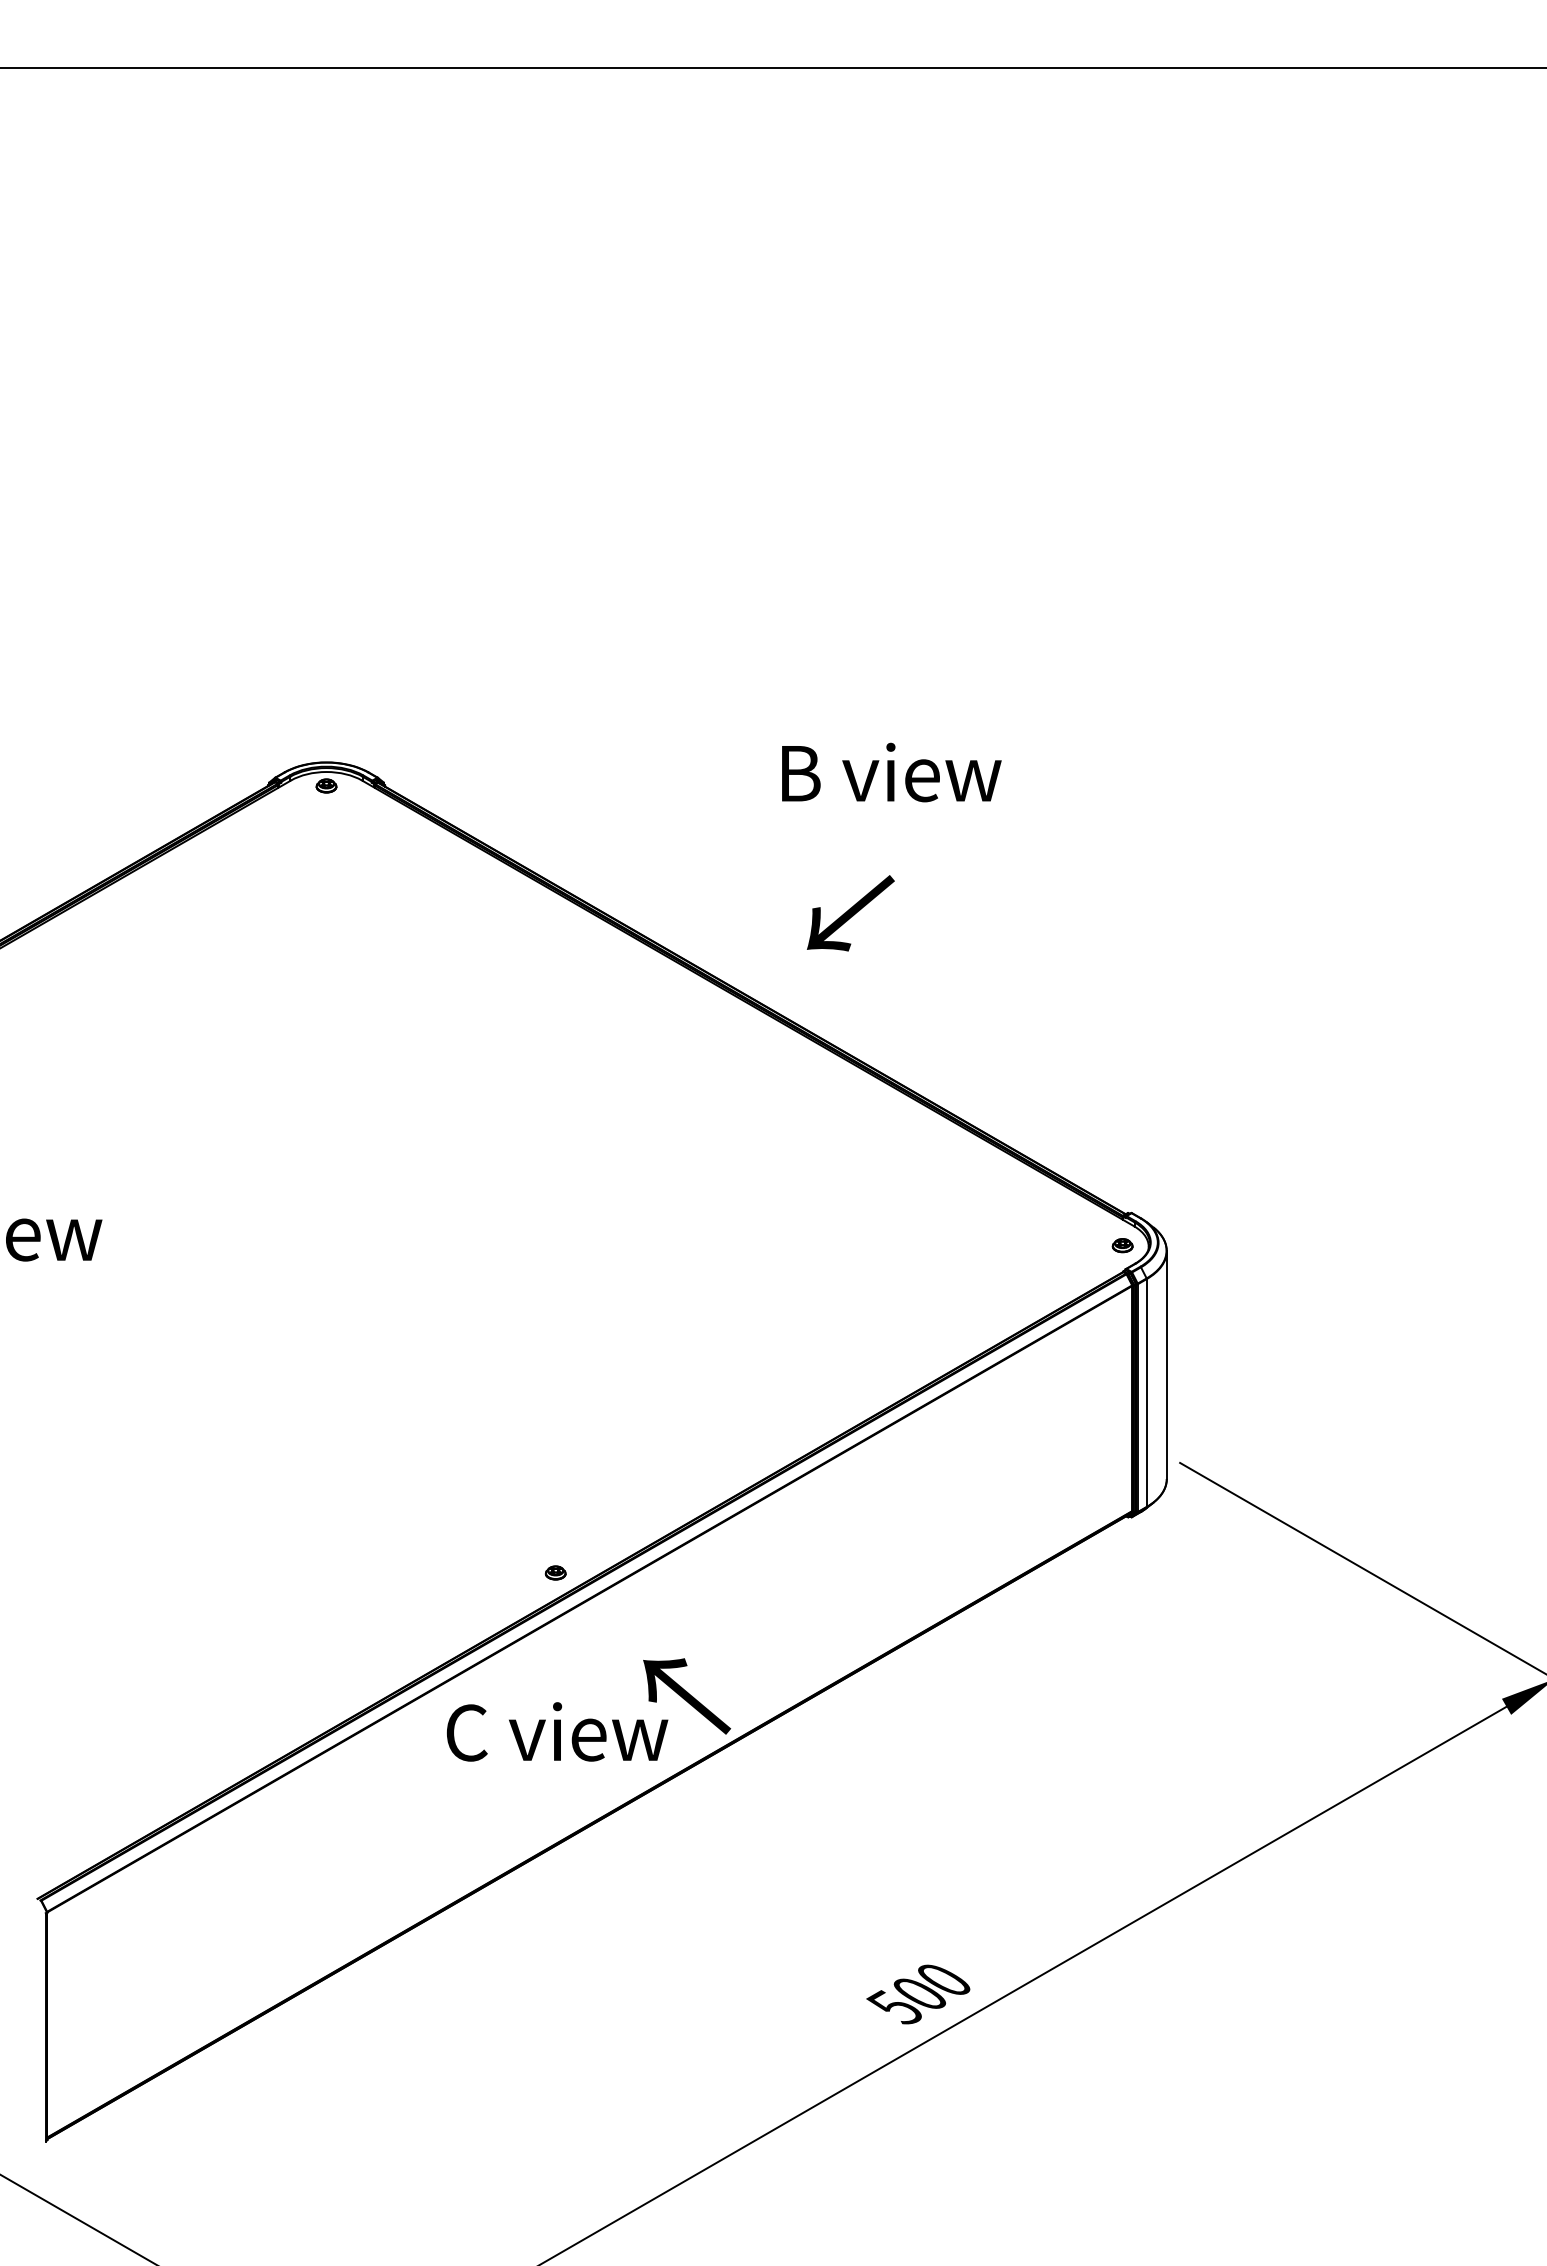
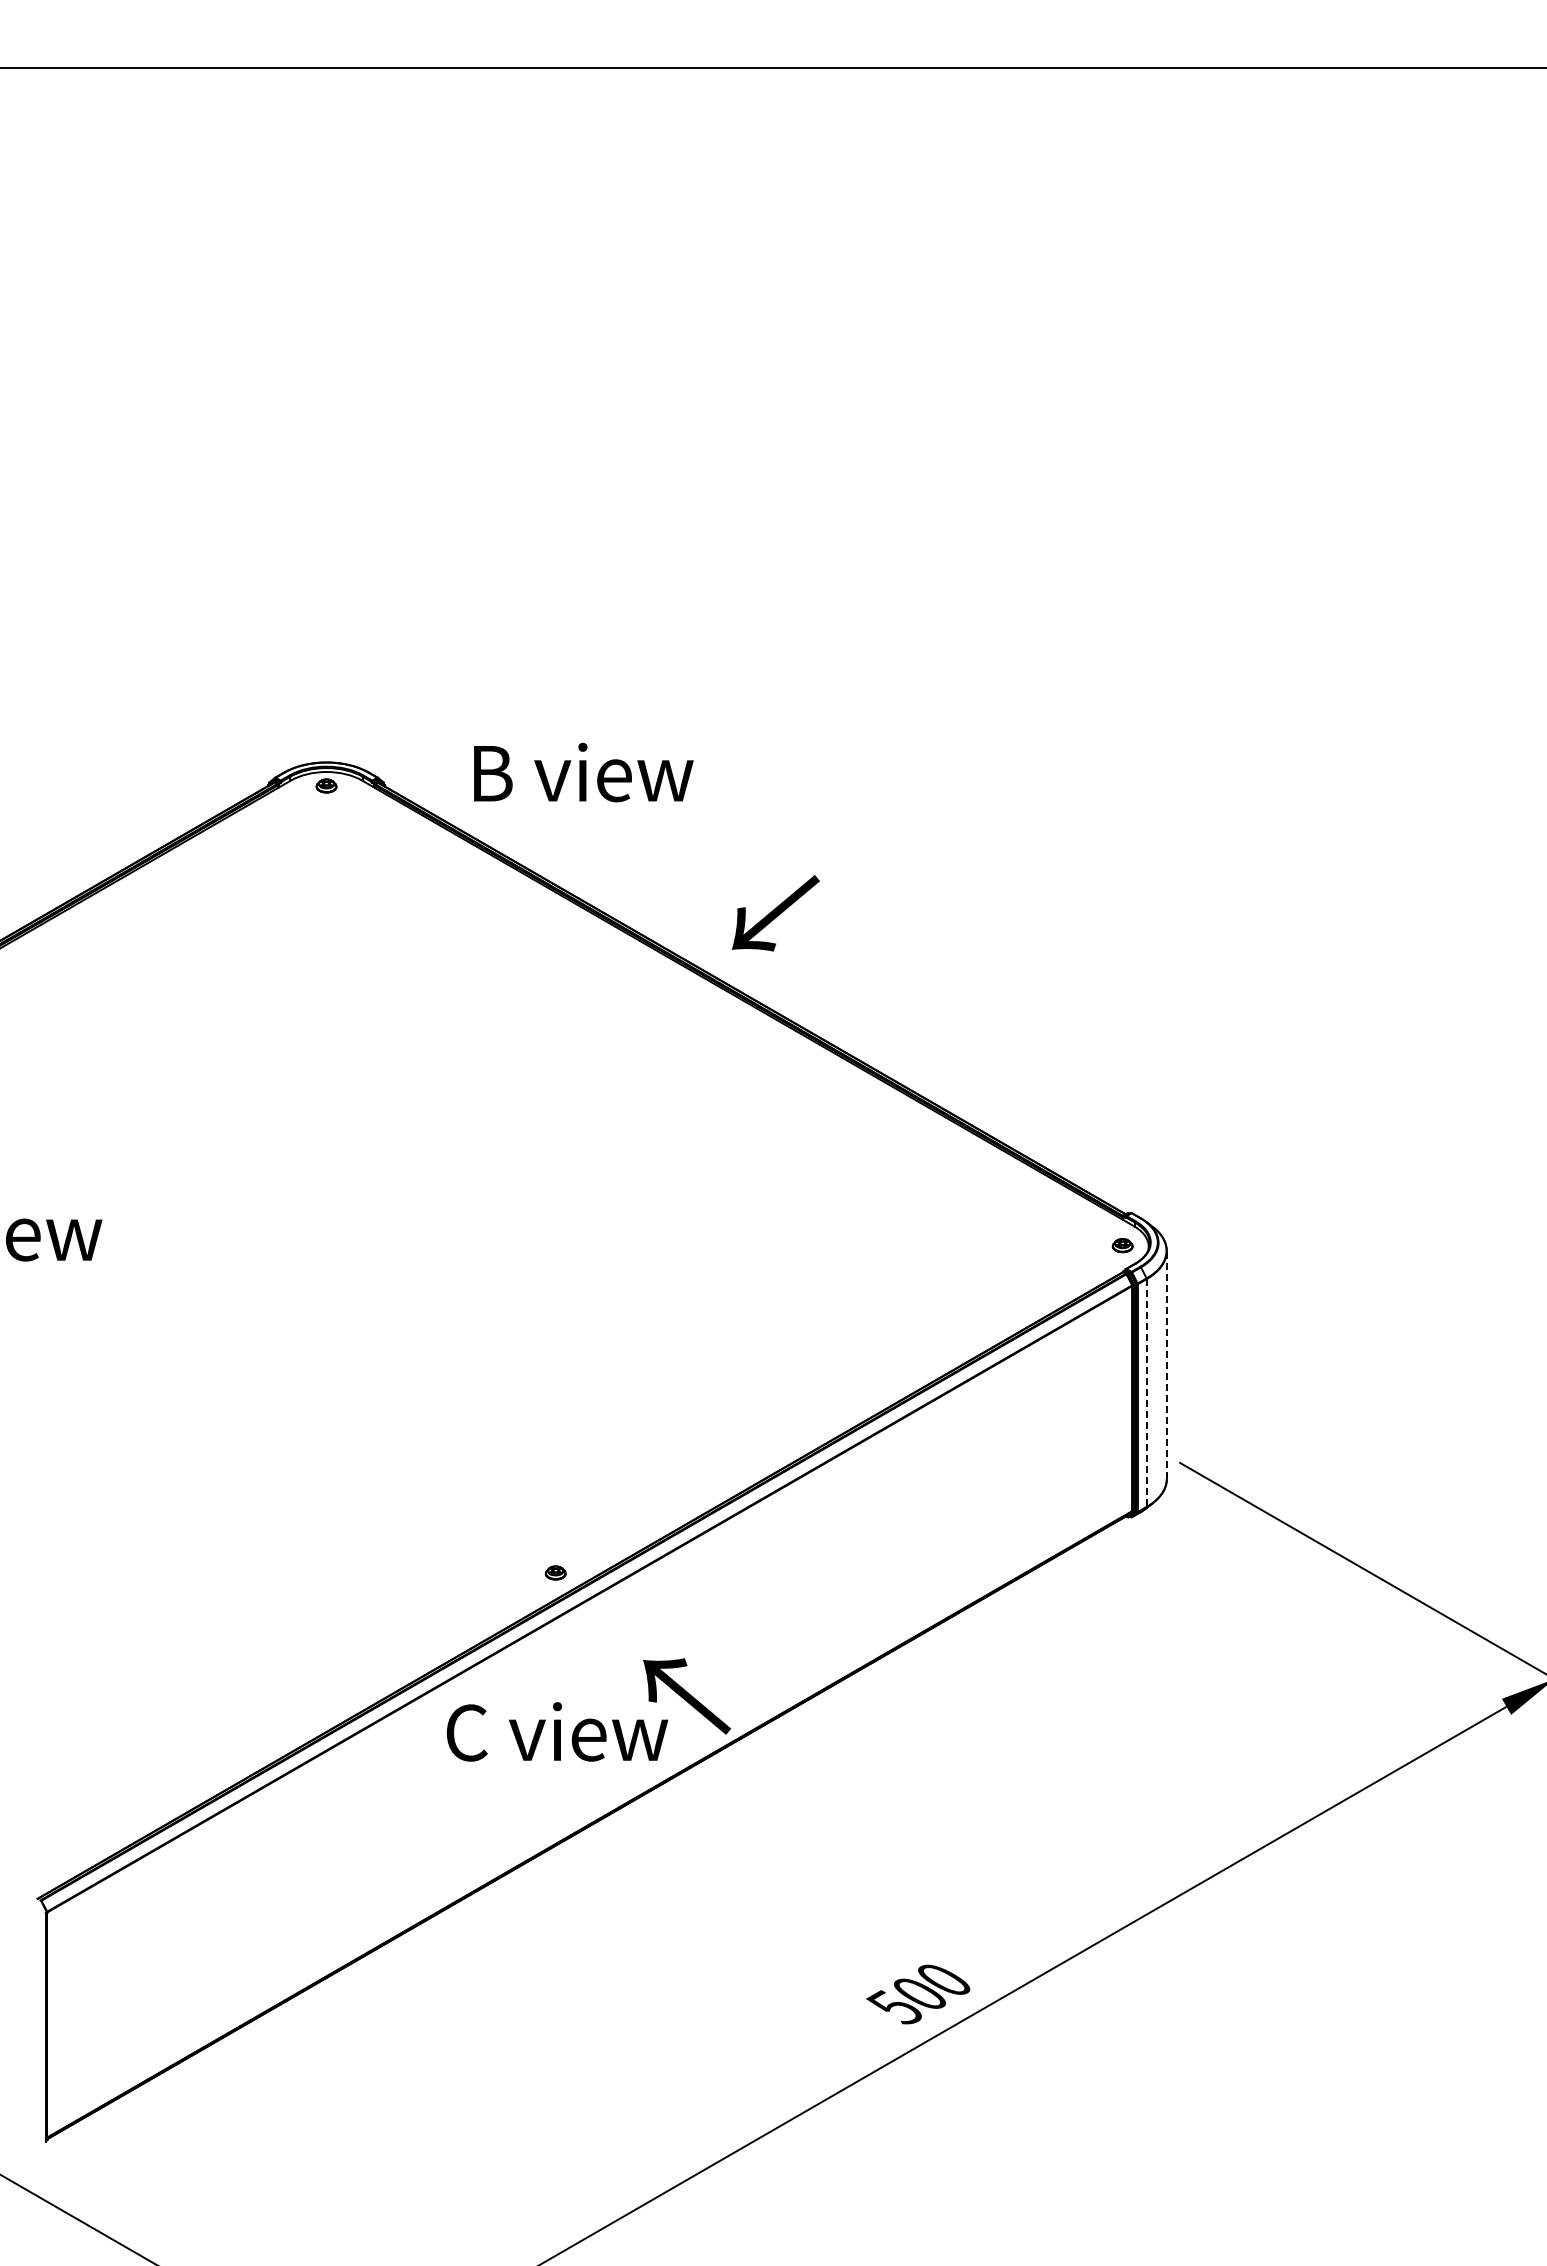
text position: (891, 772) -> (583, 772) (583, 772)
text position: (850, 913) -> (775, 913) (775, 913)
line: solid -> dashed (1166, 1365)
line: solid -> dashed (1146, 1392)
